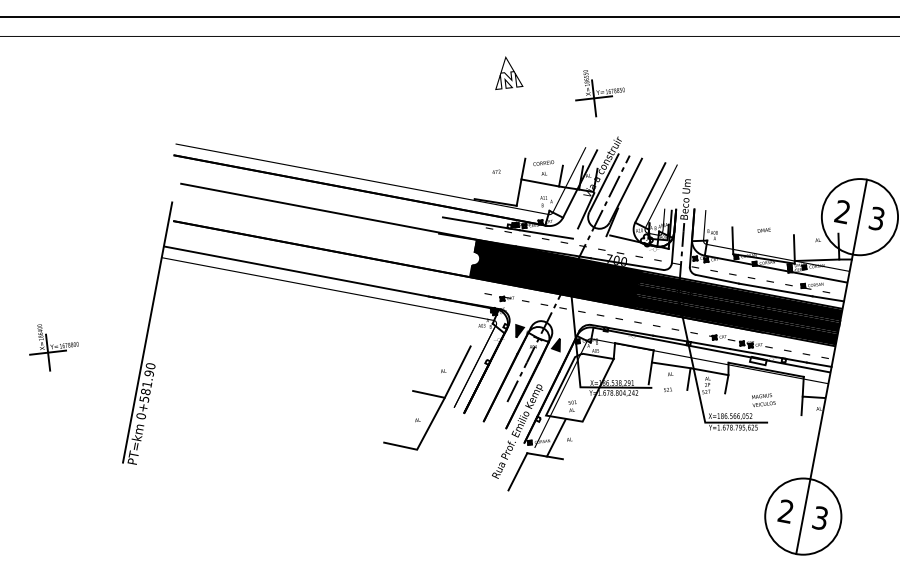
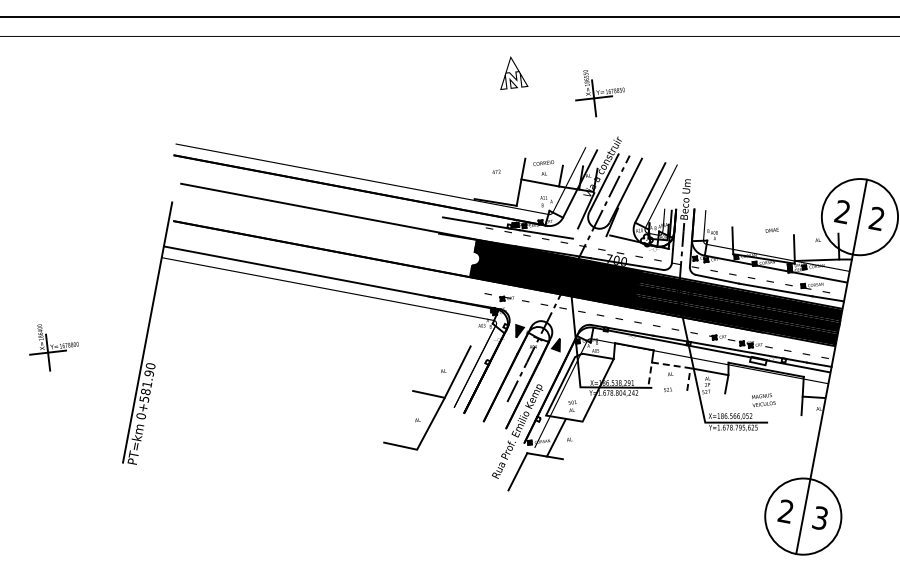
part position: (509, 72) -> (514, 72) (514, 72)
text: 3 -> 2 (876, 218)
text position: (763, 230) -> (771, 230) (771, 230)
line: solid -> dashed (671, 365)
